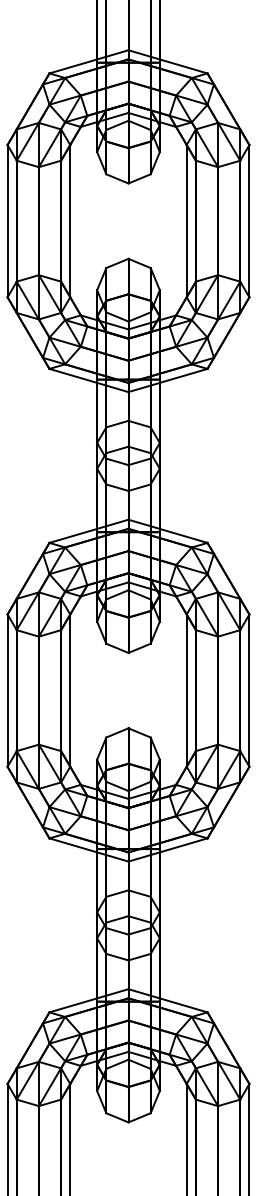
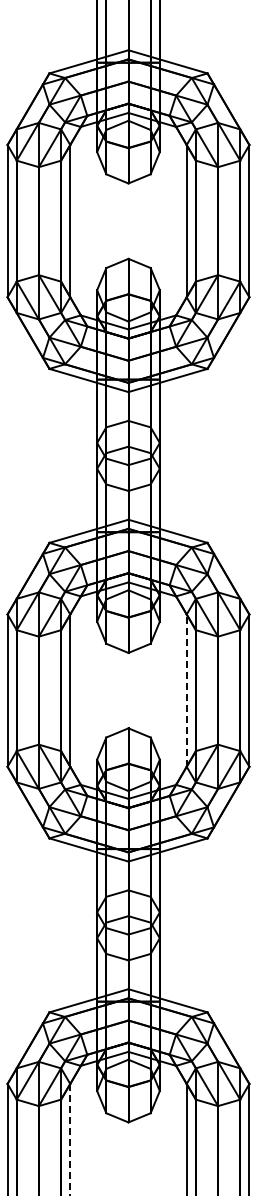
line: solid -> dashed (186, 690)
line: solid -> dashed (70, 1139)
